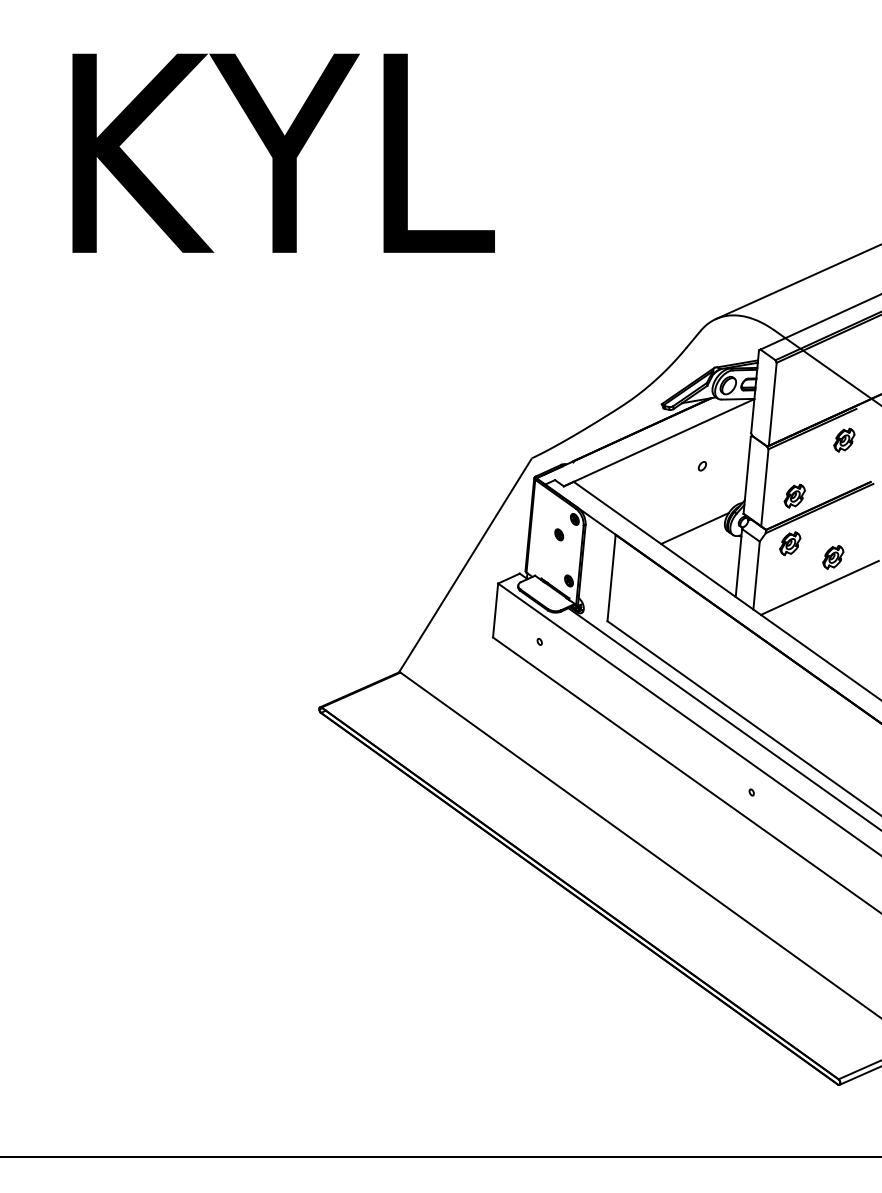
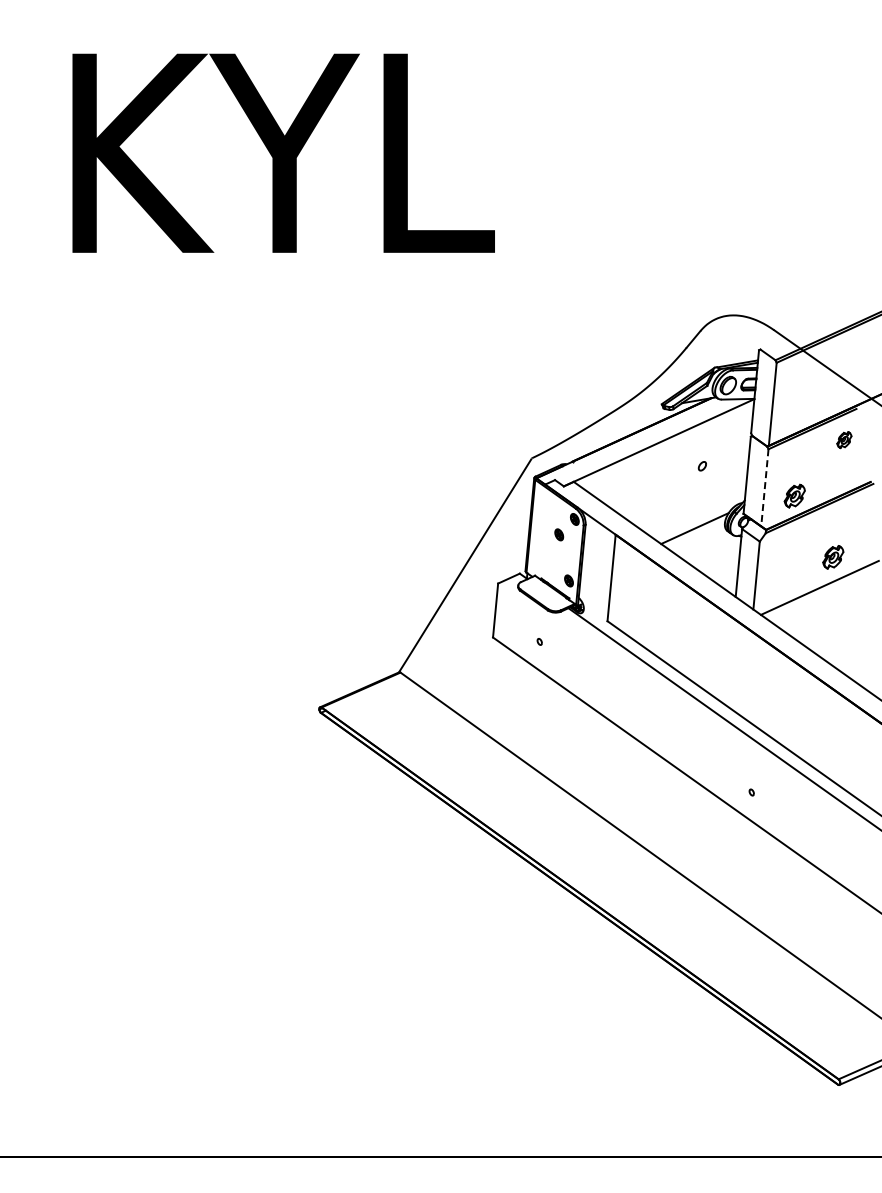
line: present -> none (796, 282)
line: present -> none (819, 322)
part size: 23x26 px -> 17x19 px (844, 440)
line: solid -> dashed (764, 487)
part: present -> none (790, 543)
line: present -> none (688, 718)
